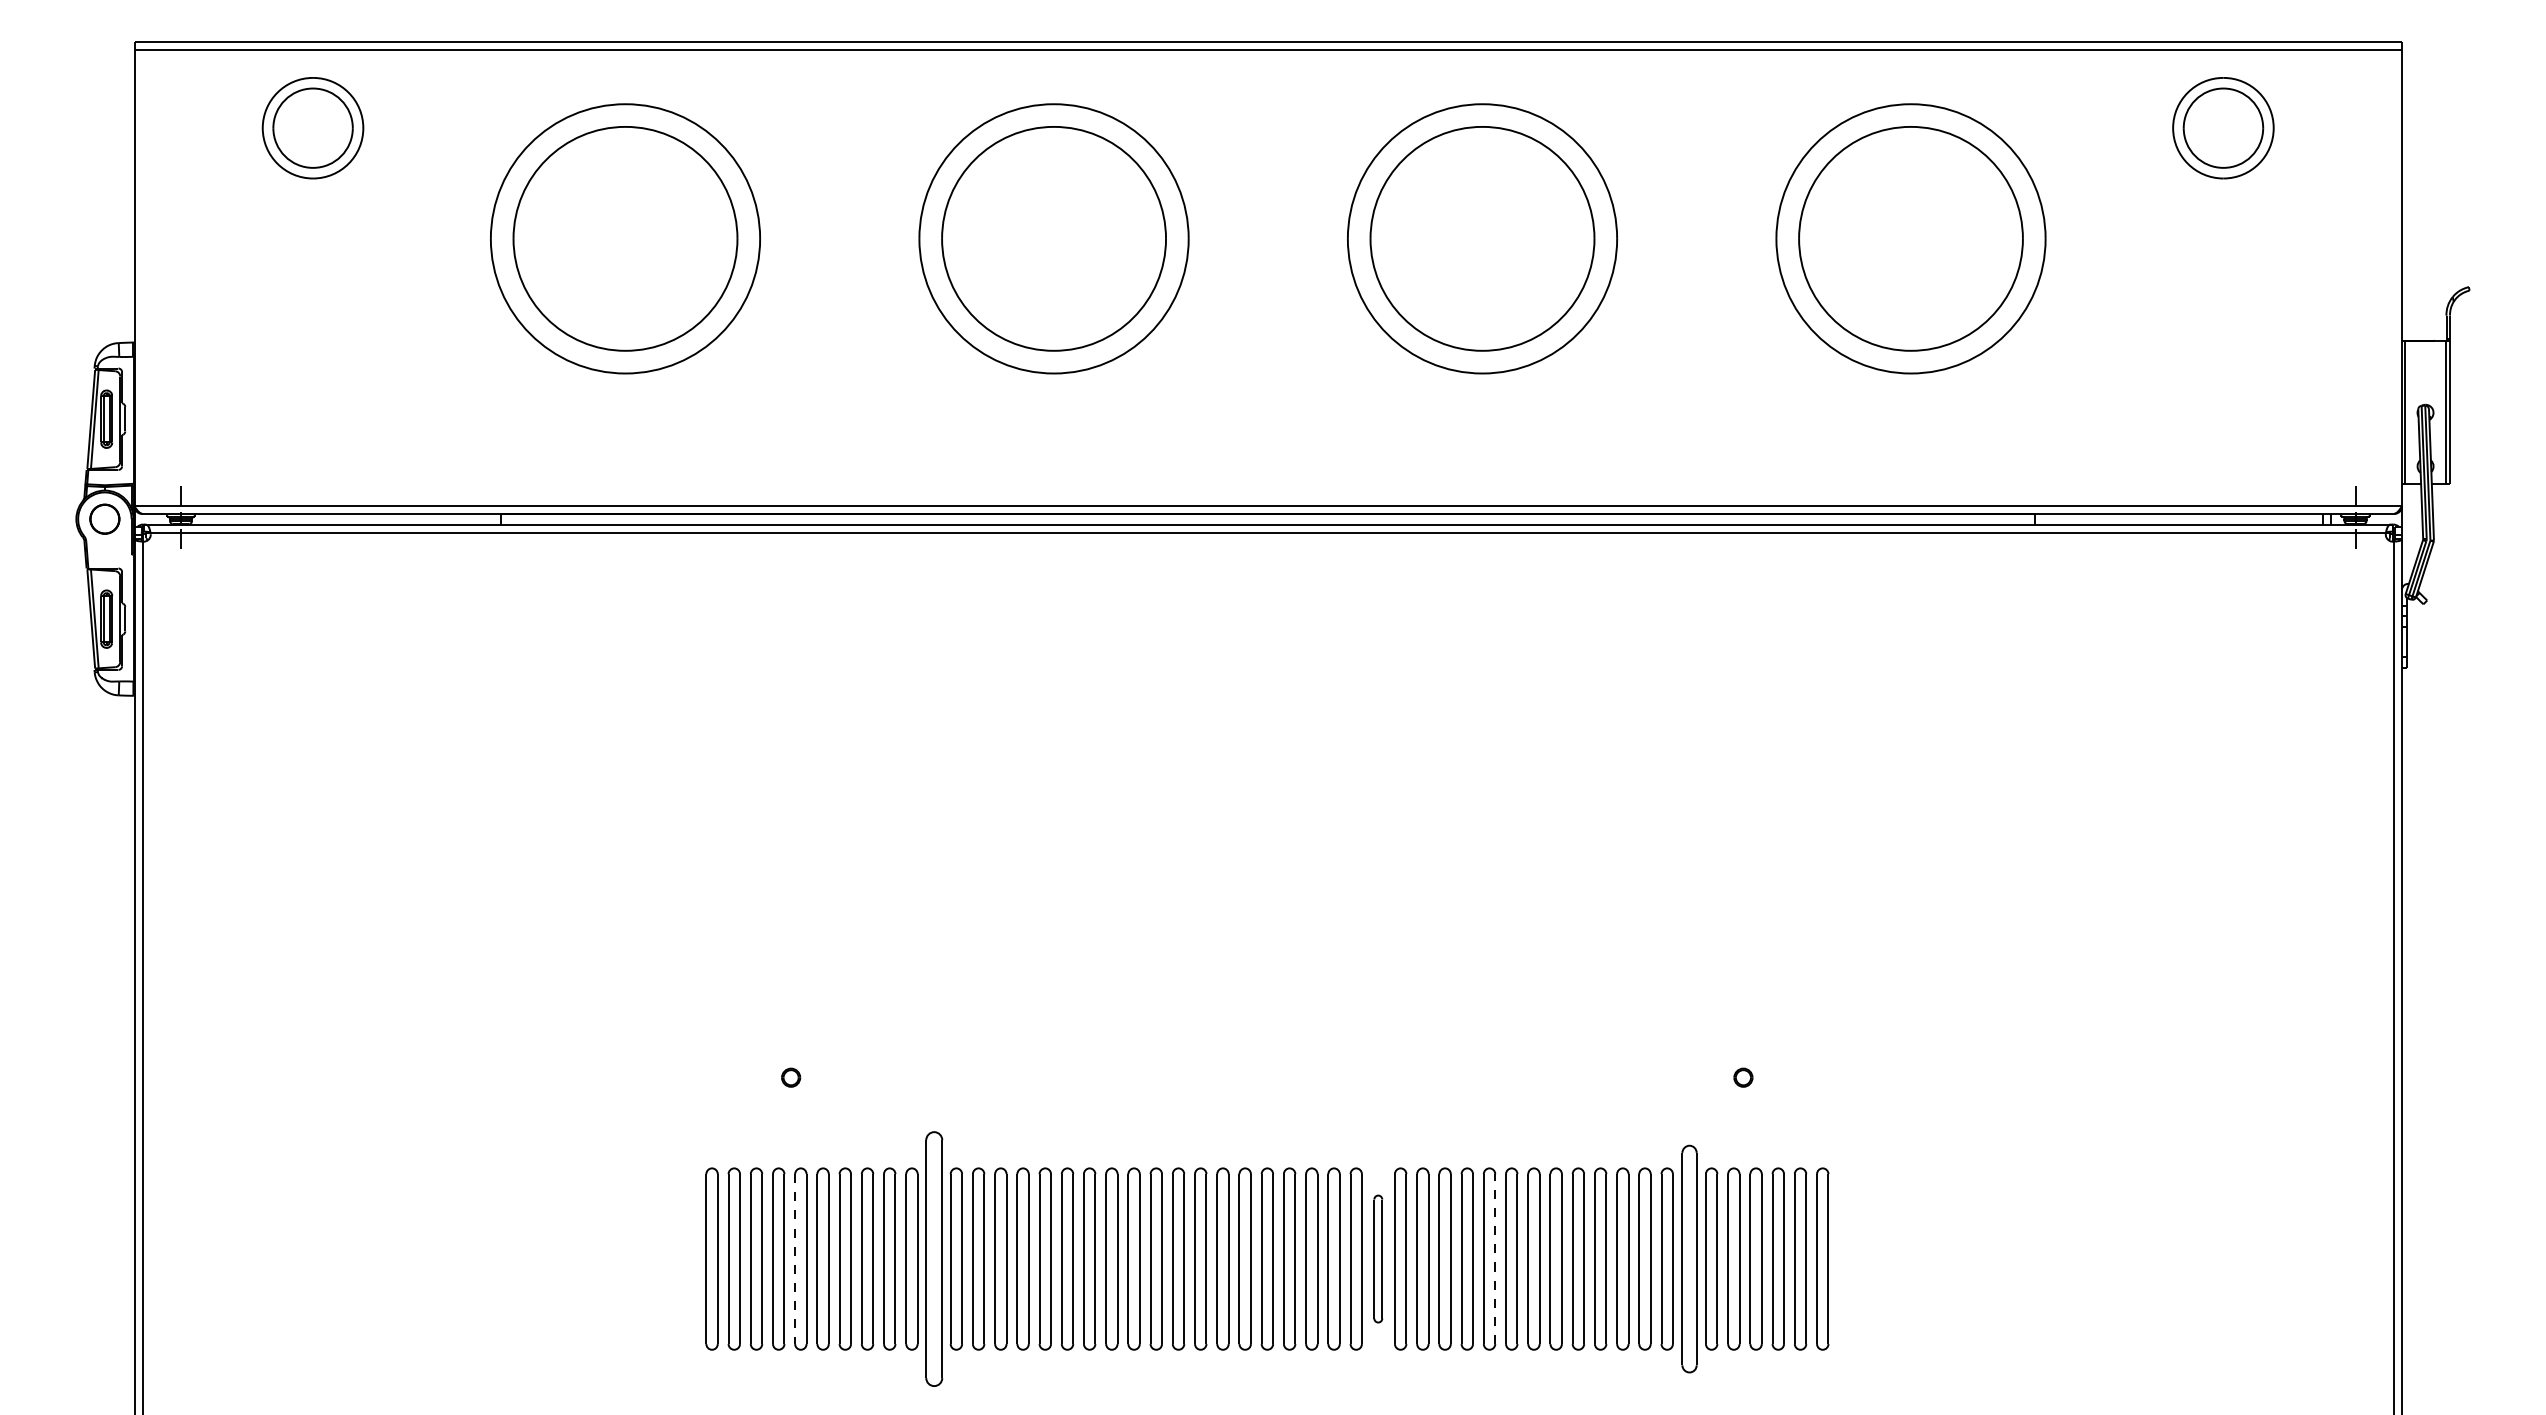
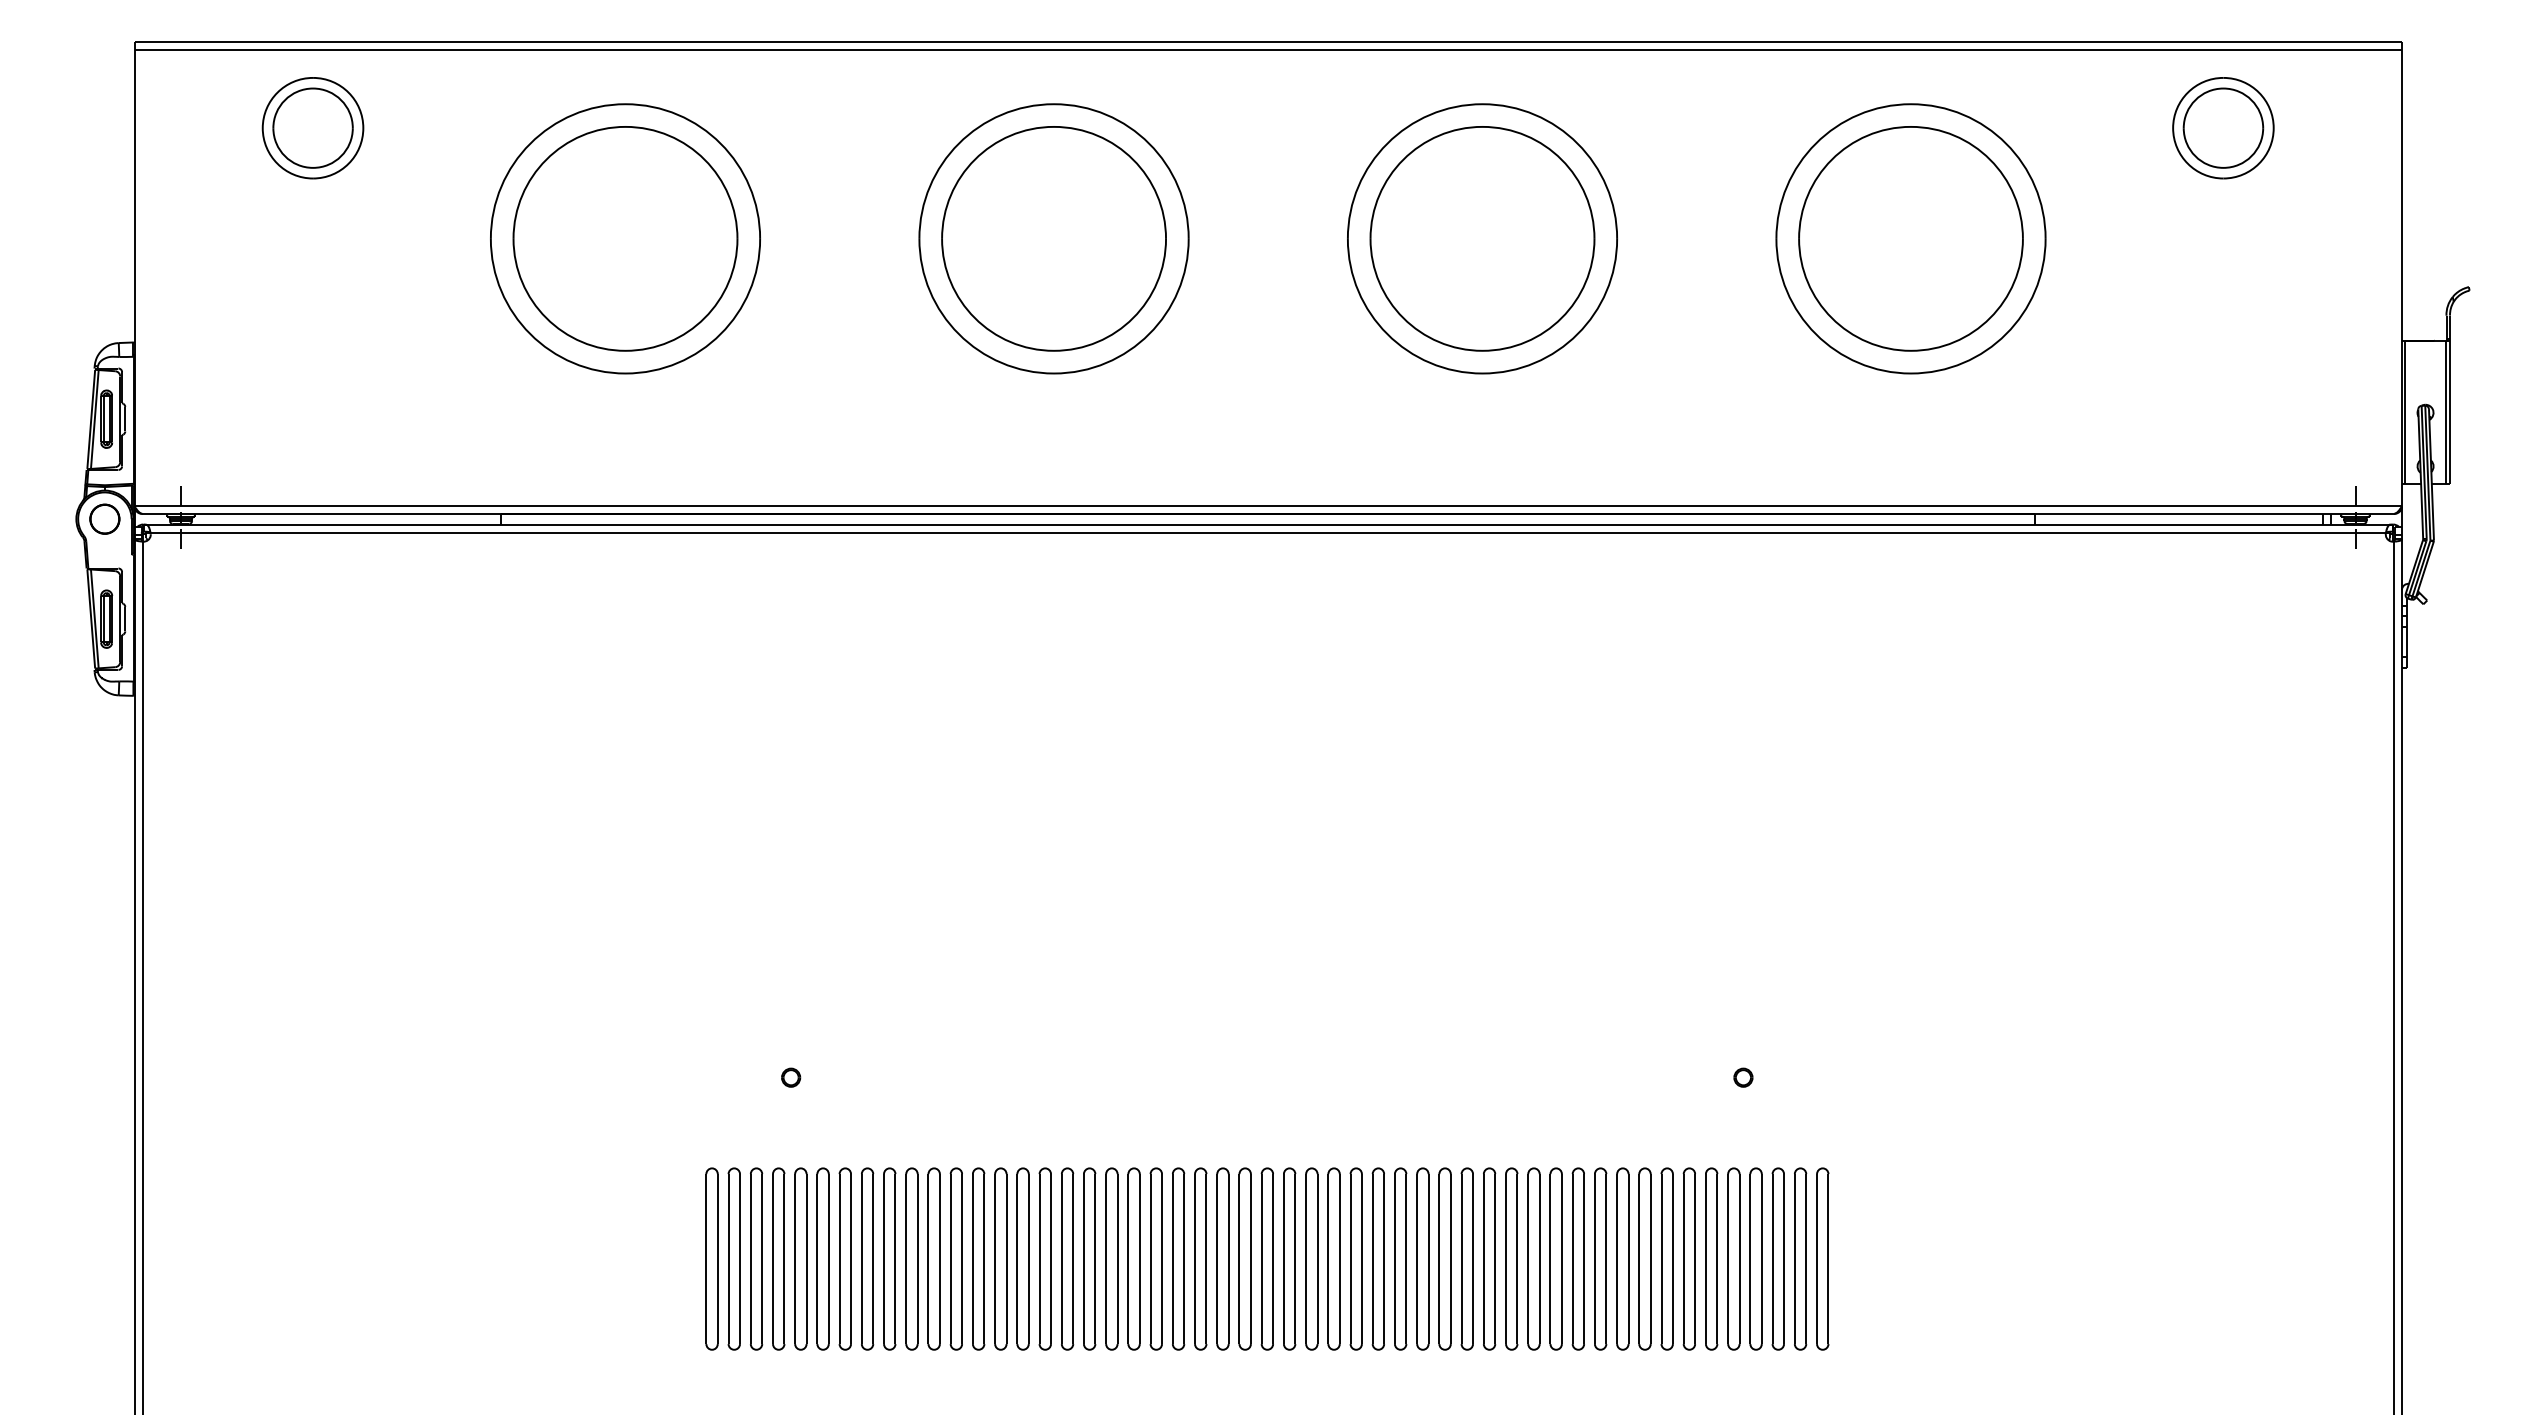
part size: 19x256 px -> 14x184 px (933, 1258)
part size: 11x130 px -> 14x184 px (1377, 1258)
part size: 17x230 px -> 14x184 px (1688, 1258)
line: dashed -> solid (795, 1259)
line: dashed -> solid (1495, 1259)
